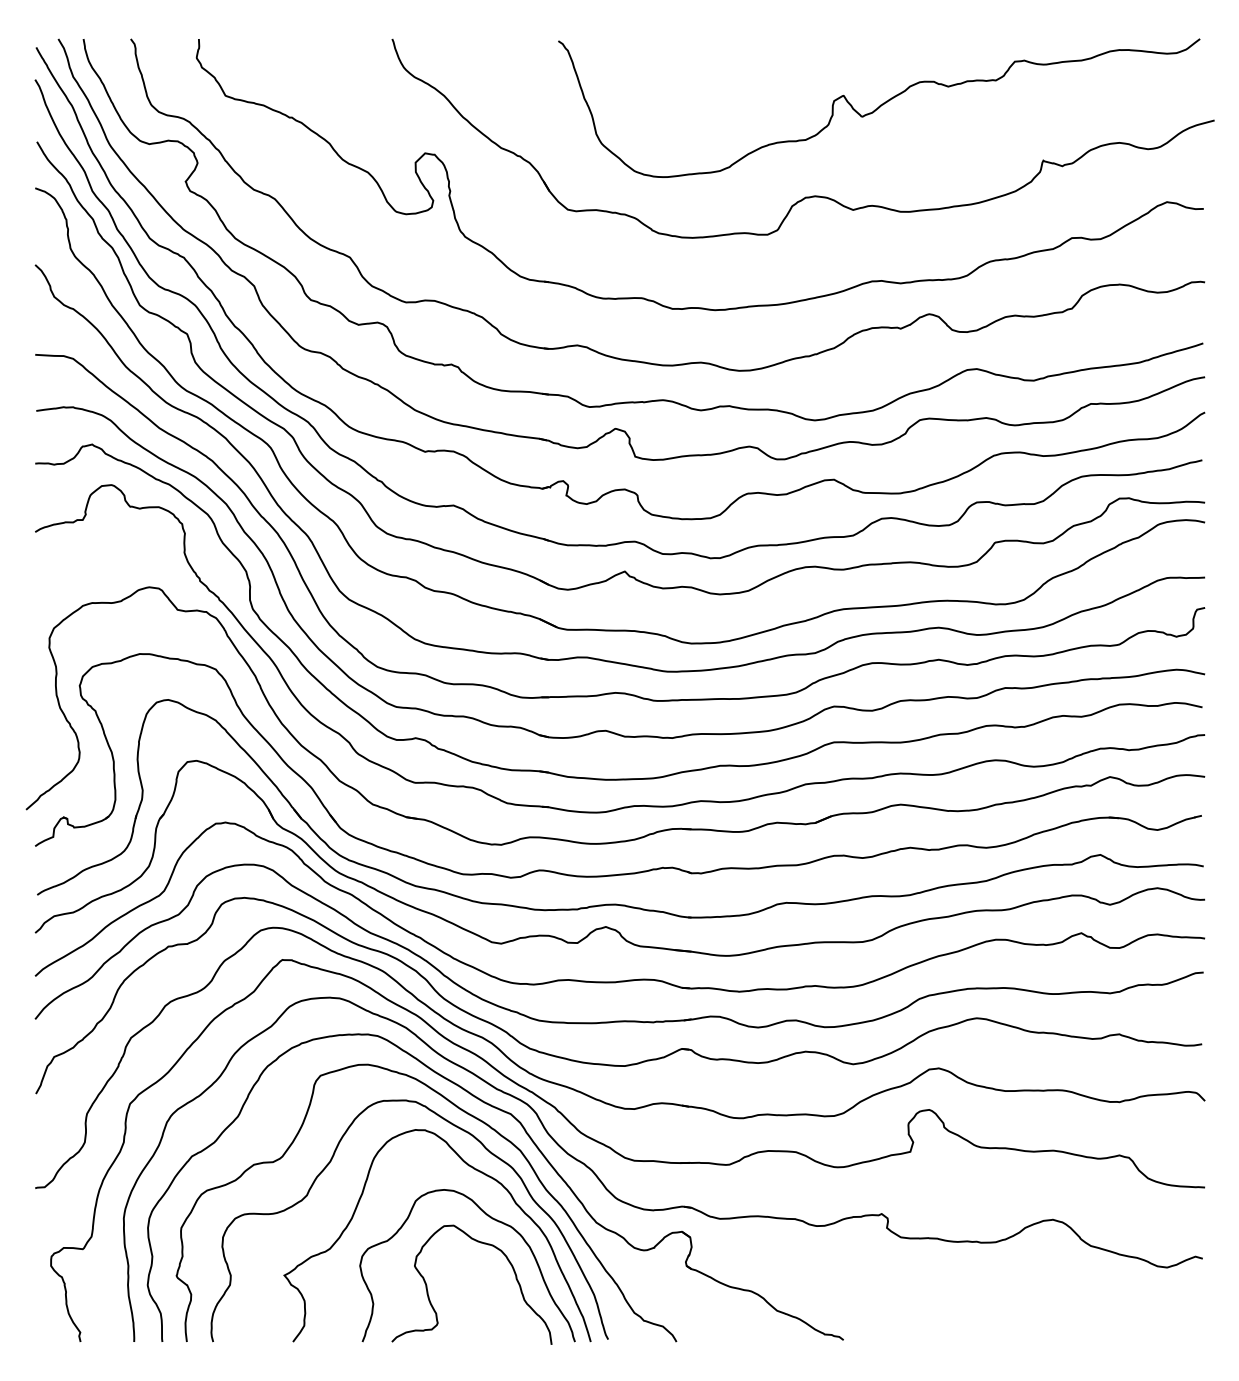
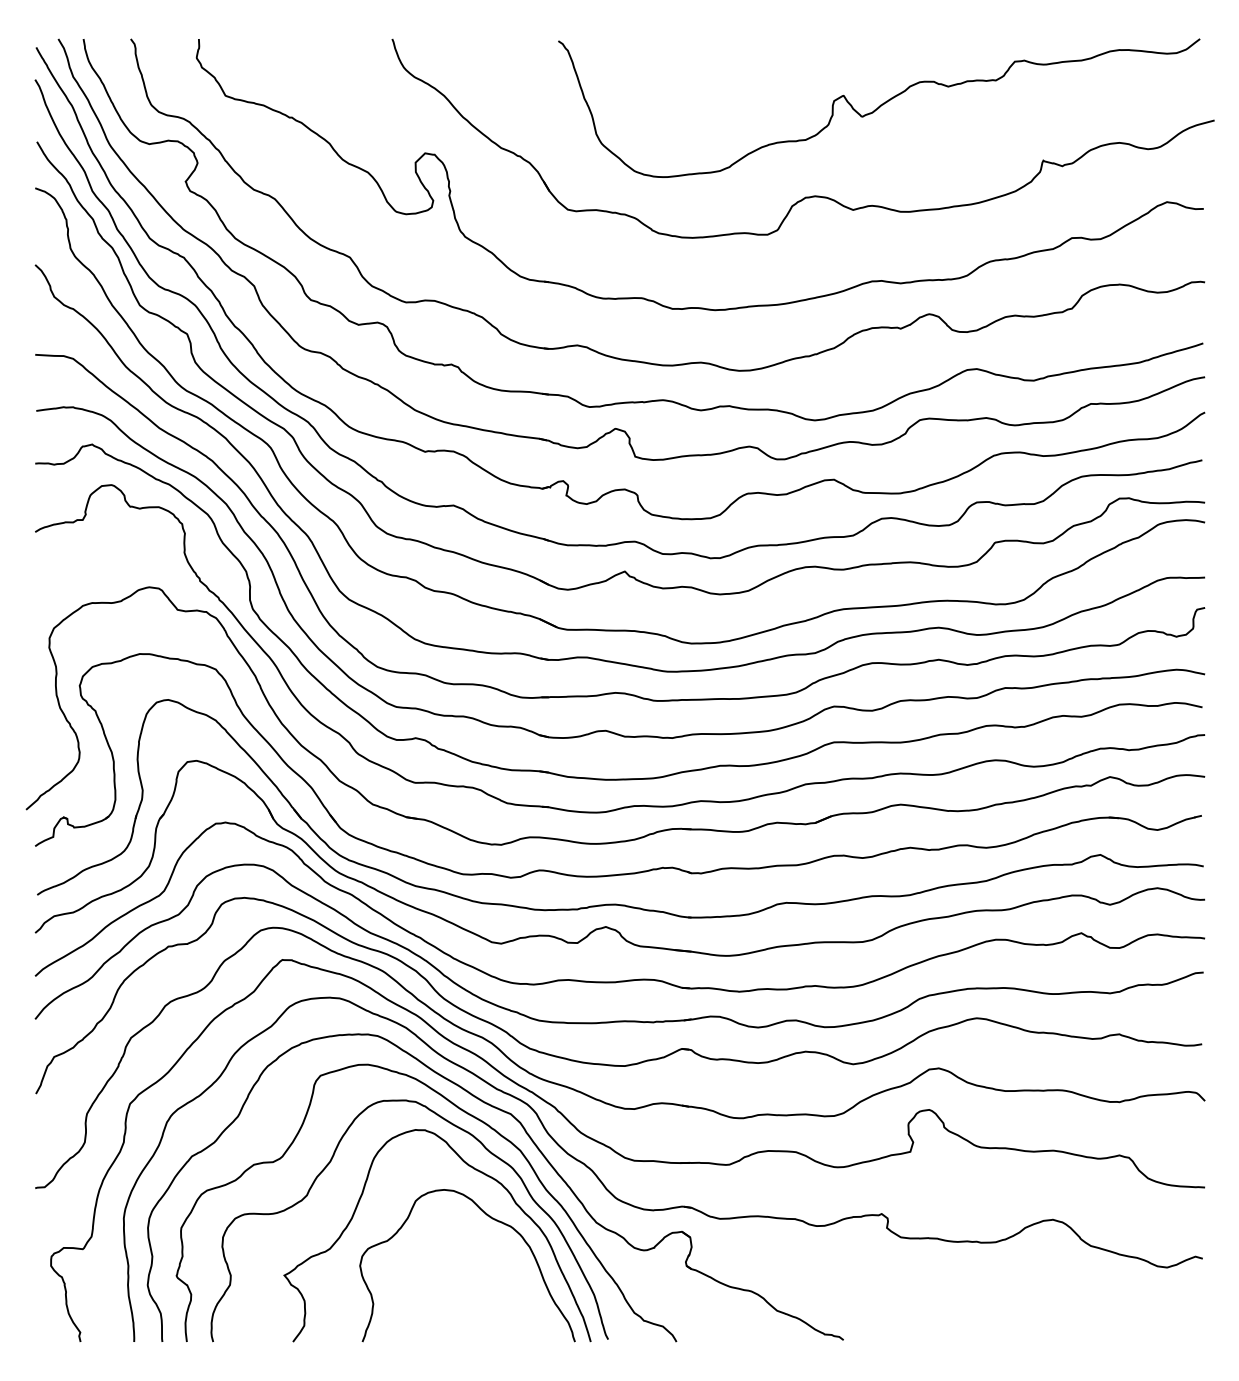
curve: present -> none (480, 1243)
